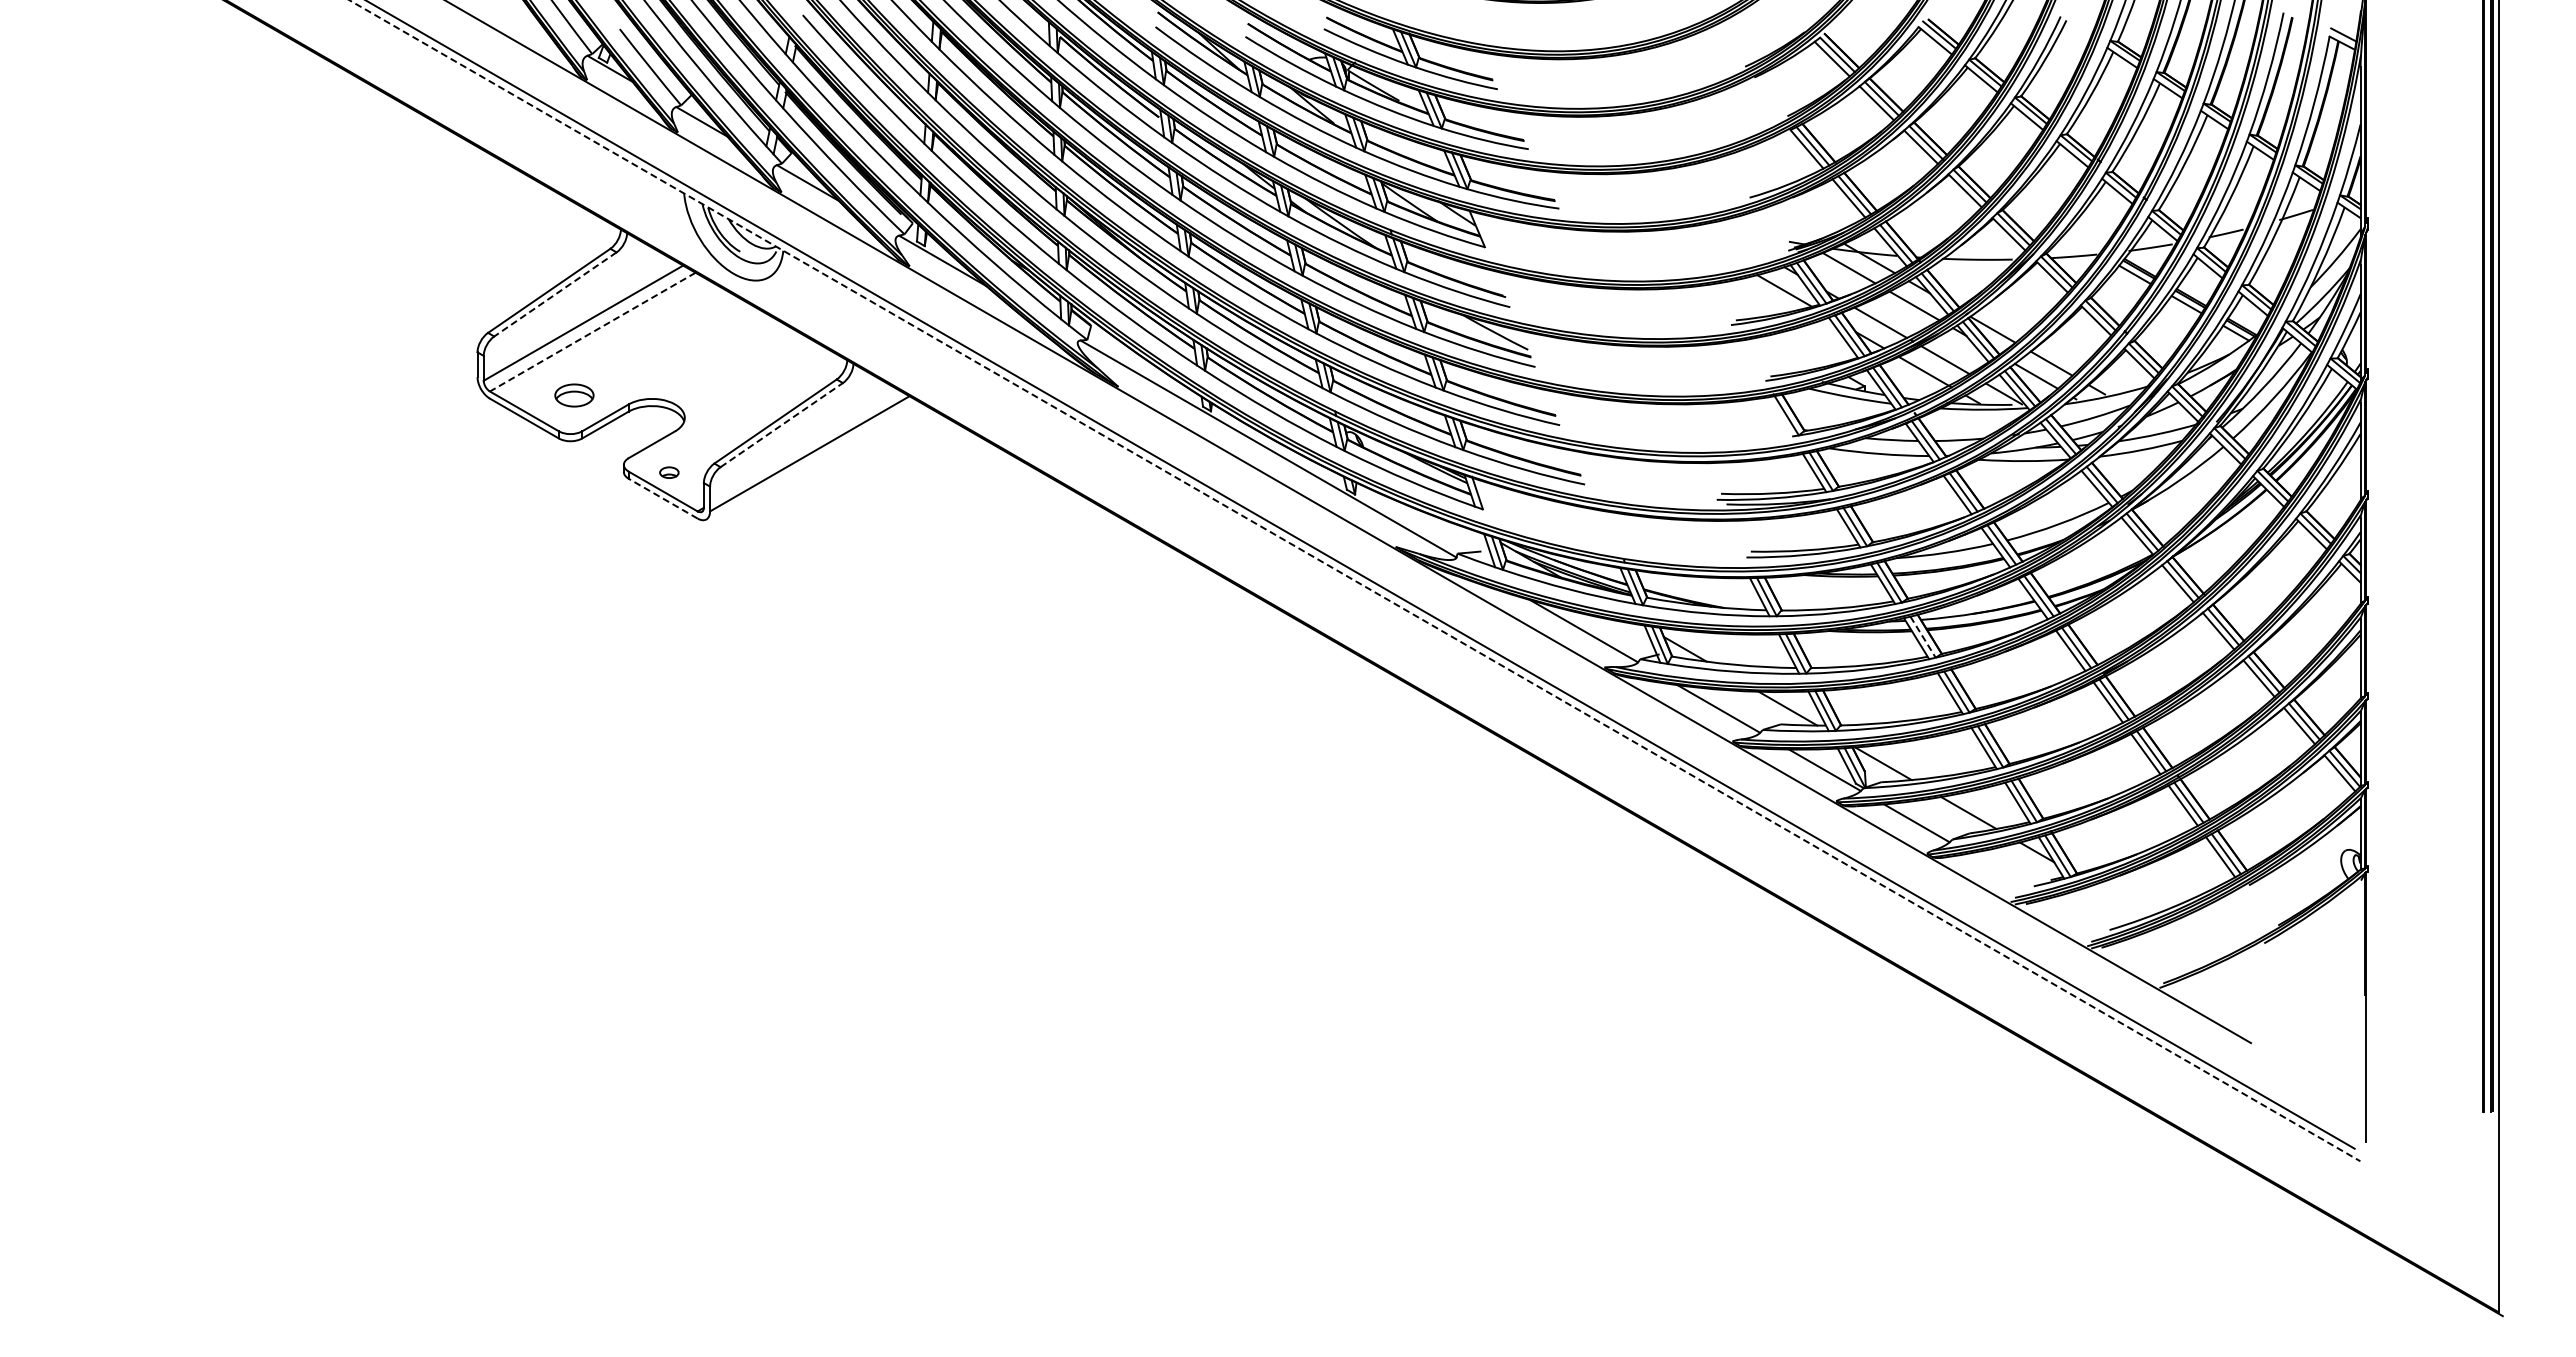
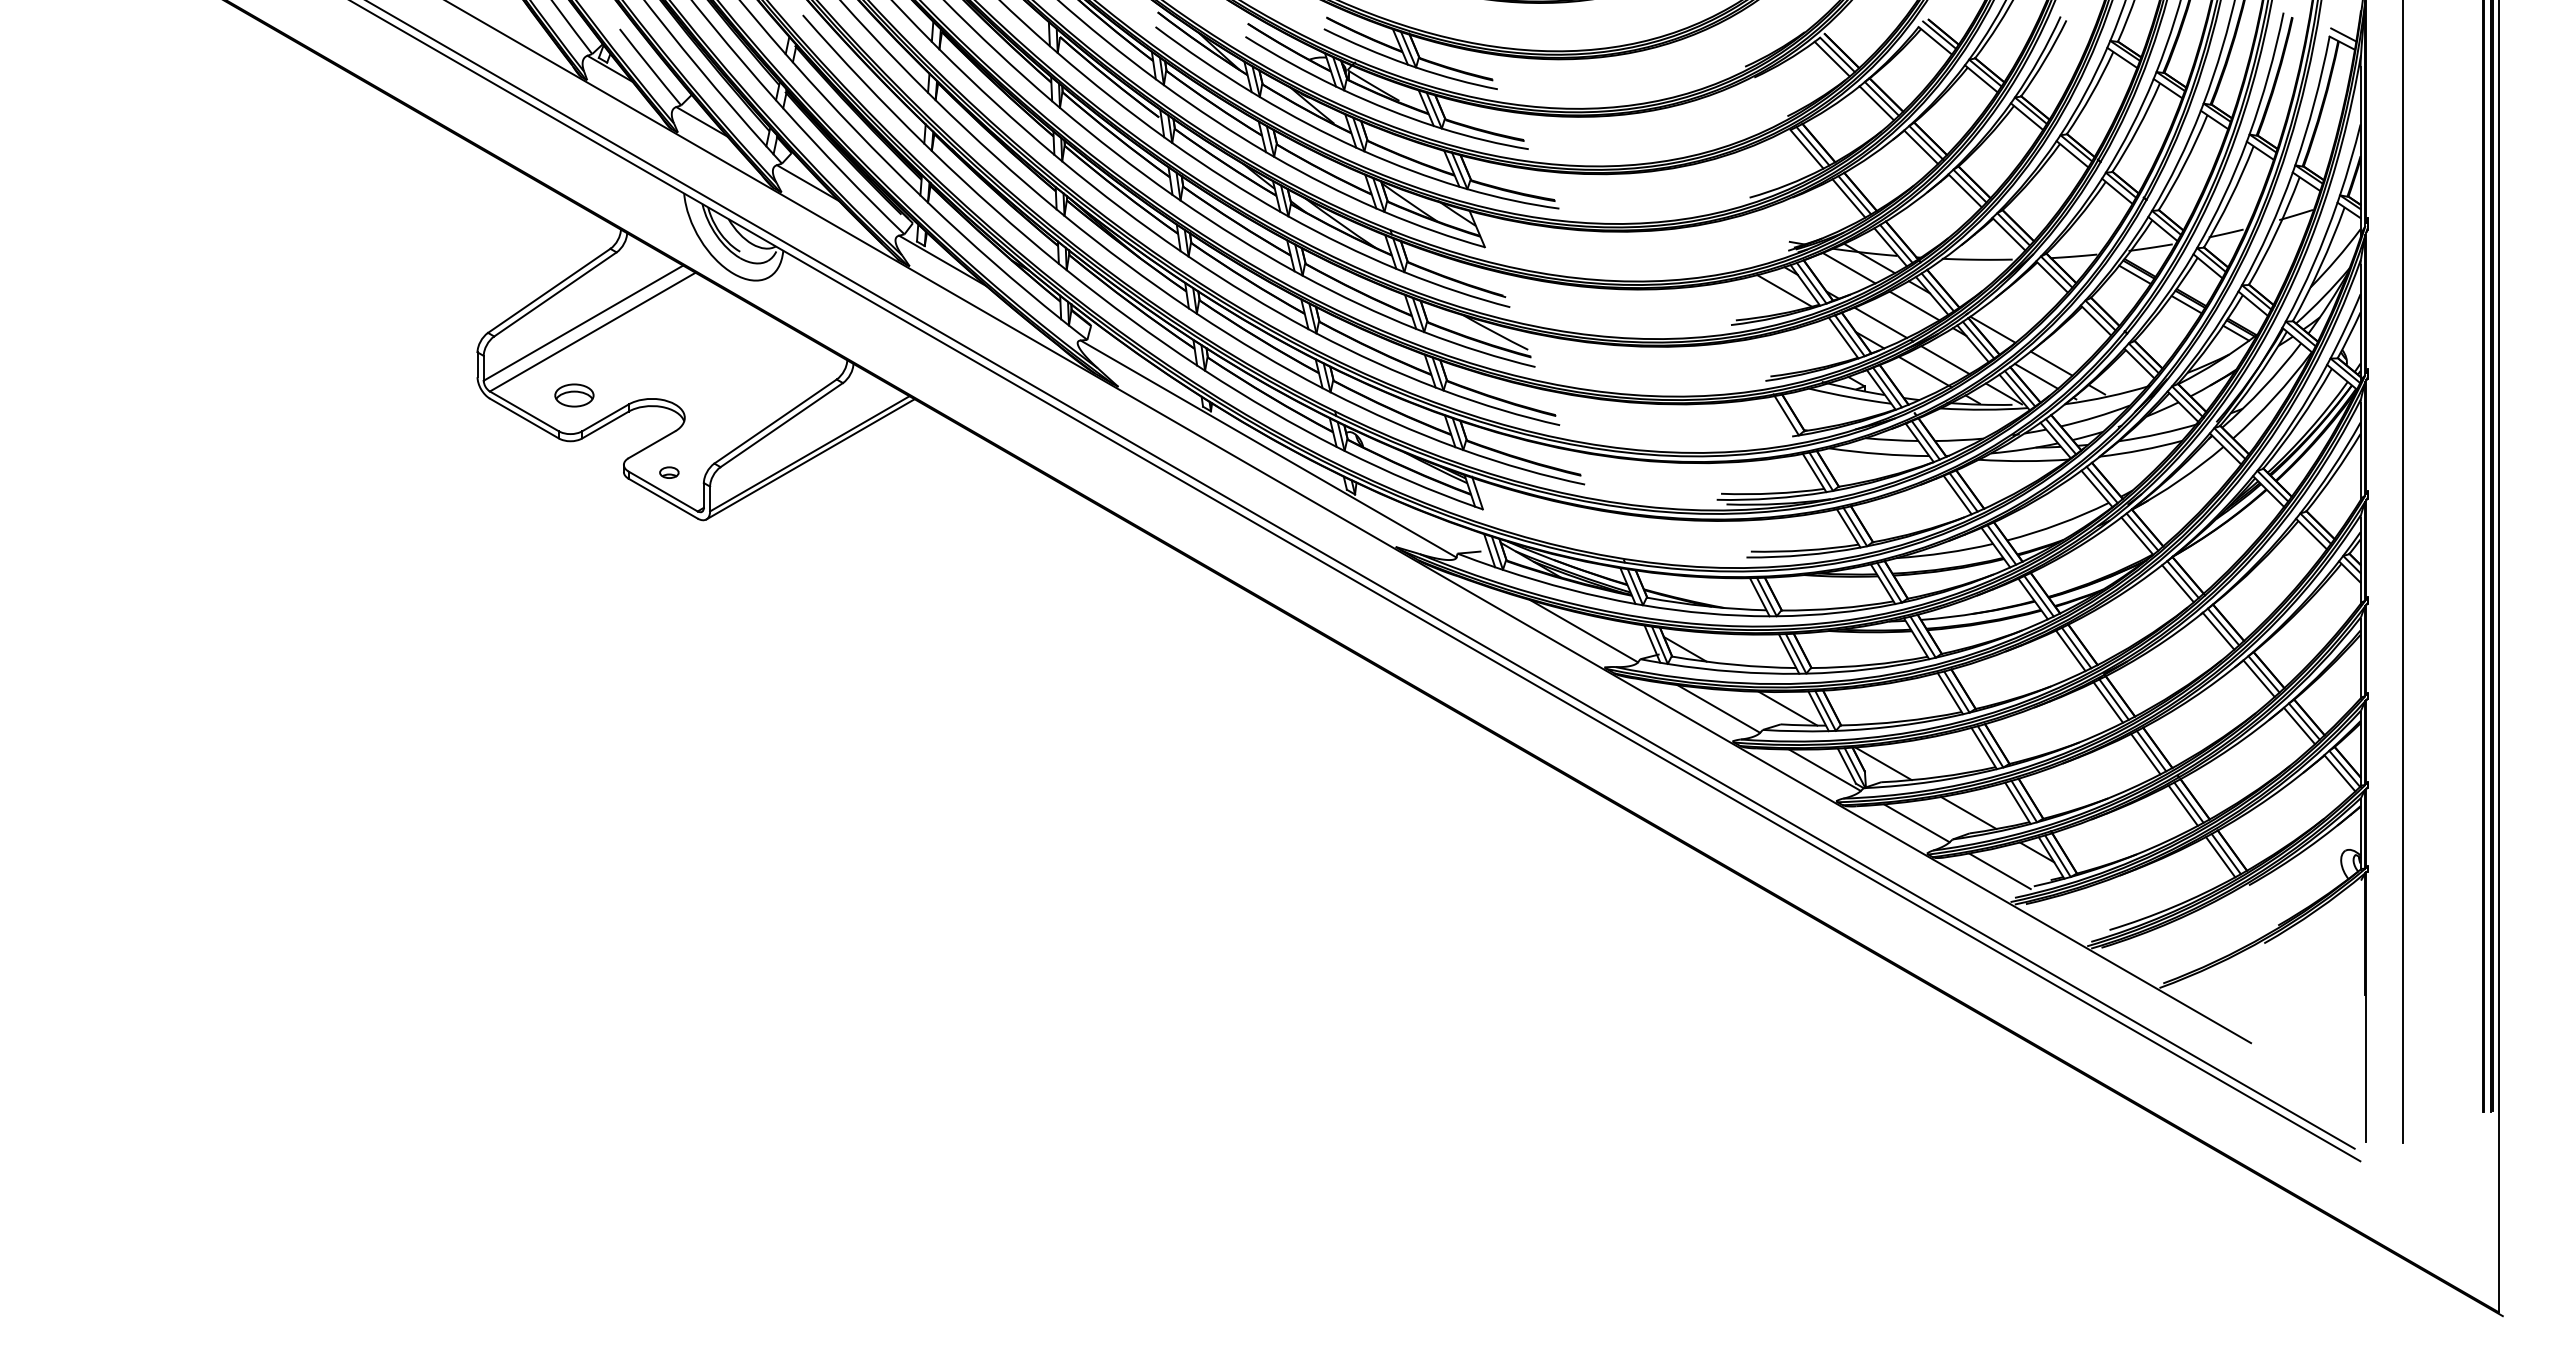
line: dashed -> solid (555, 294)
line: dashed -> solid (592, 332)
line: dashed -> solid (782, 424)
line: none -> present (810, 459)
line: dashed -> solid (663, 498)
line: none -> present (2403, 572)
line: dashed -> solid (1355, 580)
line: dashed -> solid (1923, 637)
line: none -> present (1999, 871)
